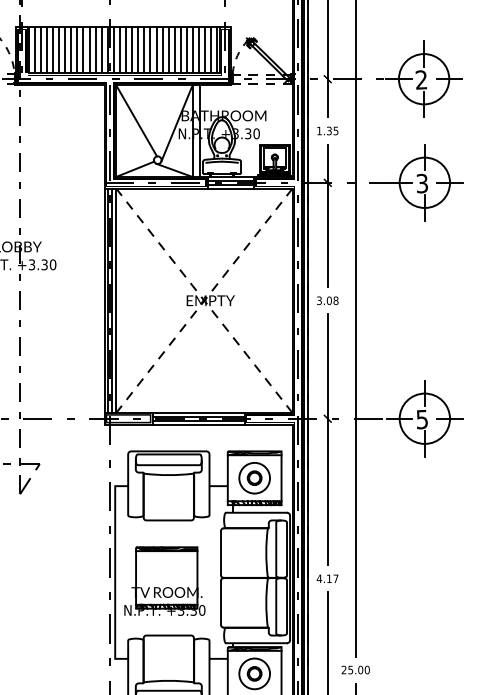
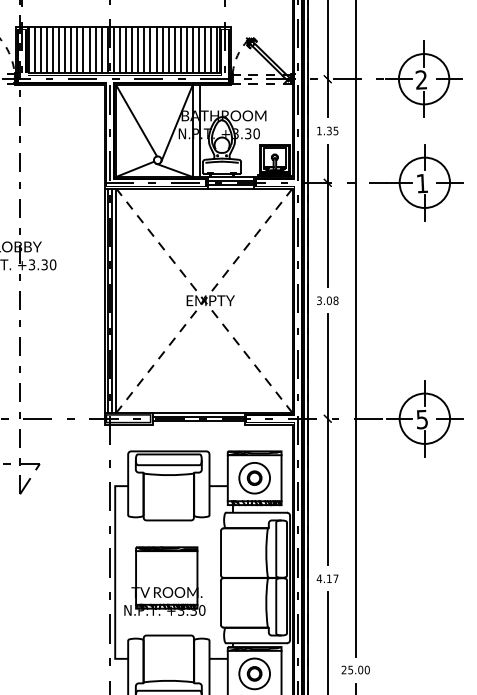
text: 3 -> 1 (422, 183)
line: present -> none (198, 424)
